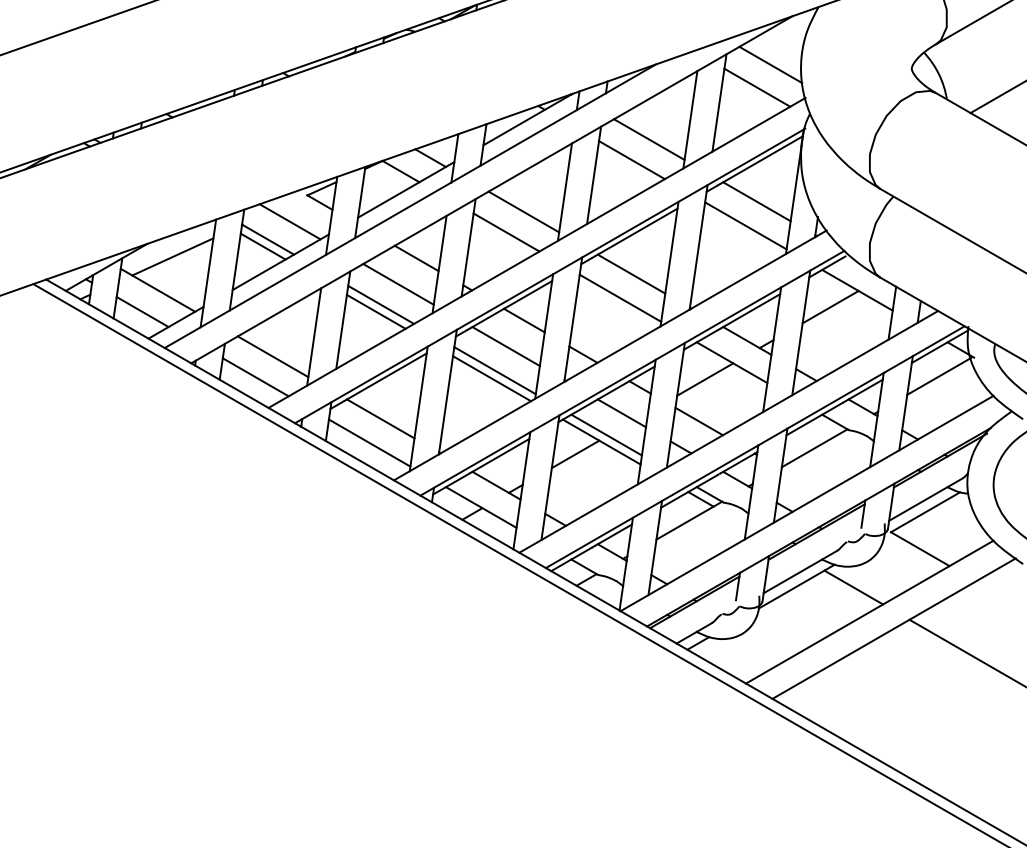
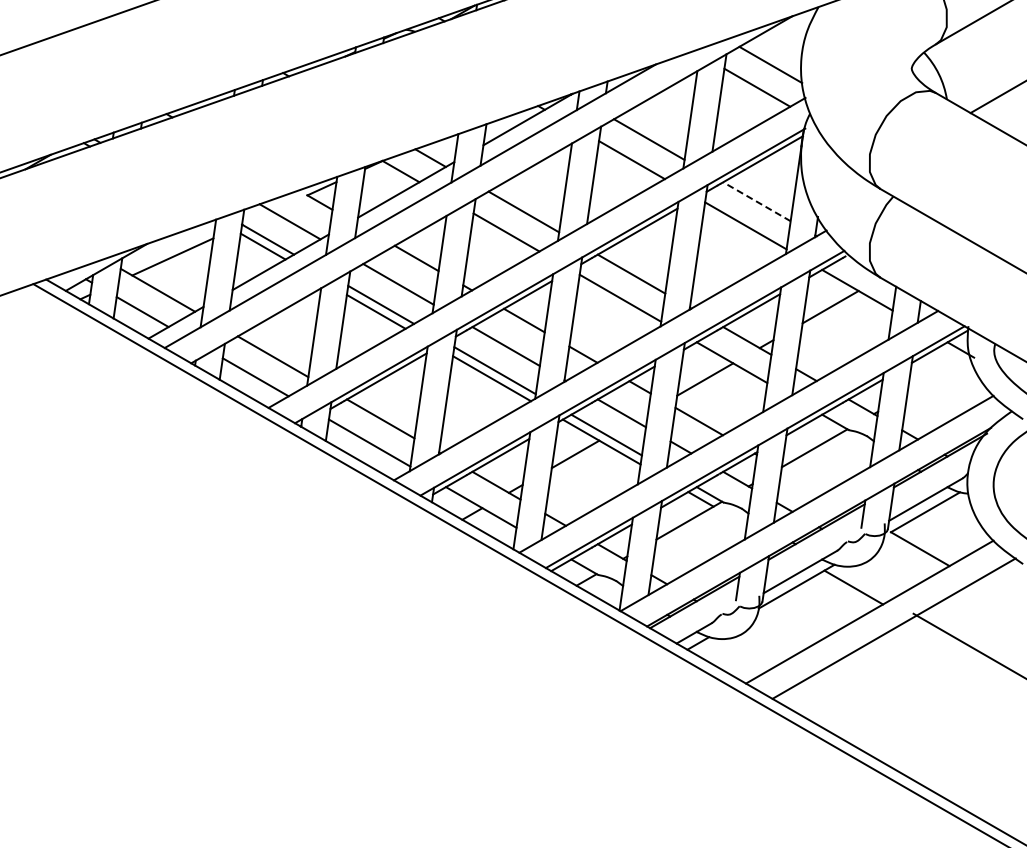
line: solid -> dashed (756, 201)
line: present -> none (939, 375)
line position: (966, 652) -> (968, 645) (968, 645)
